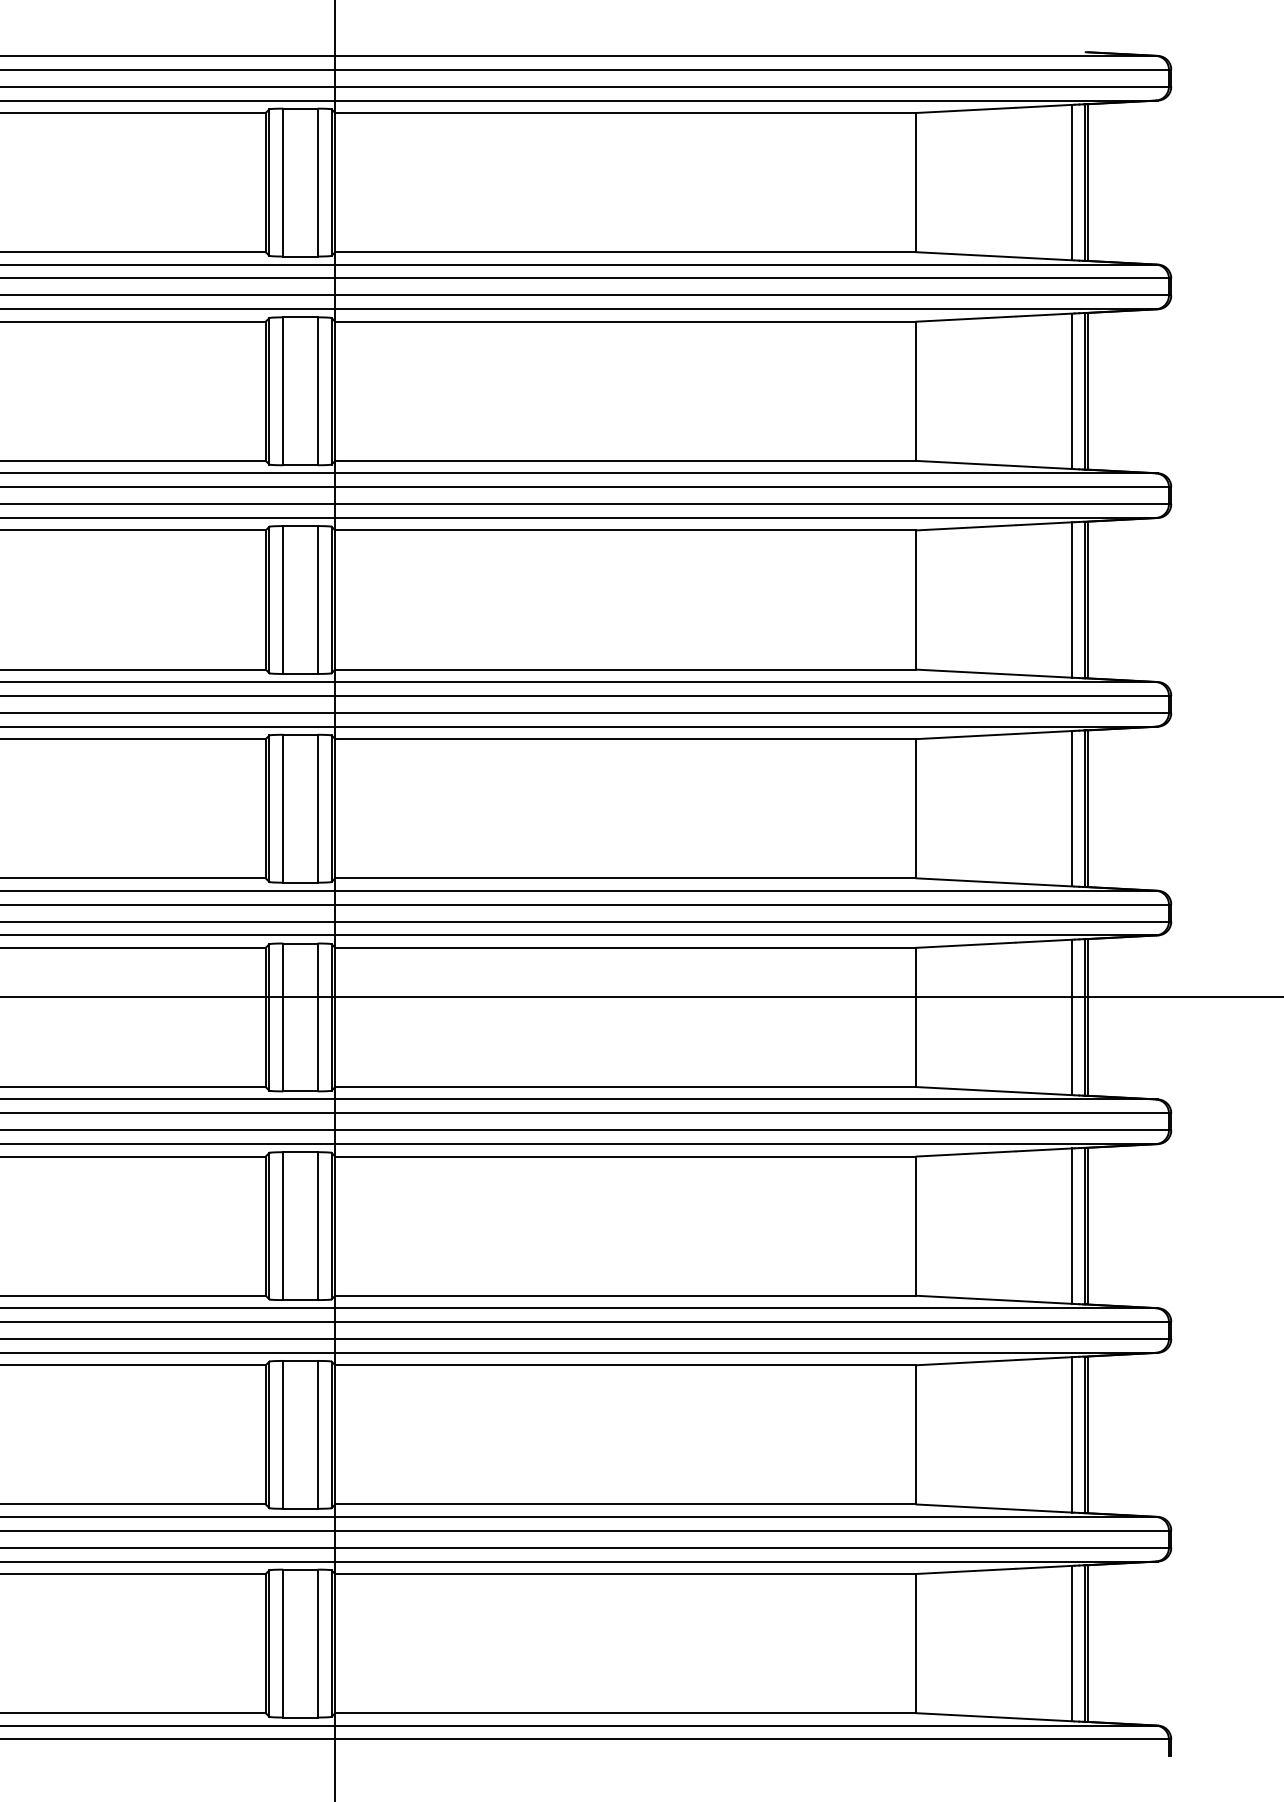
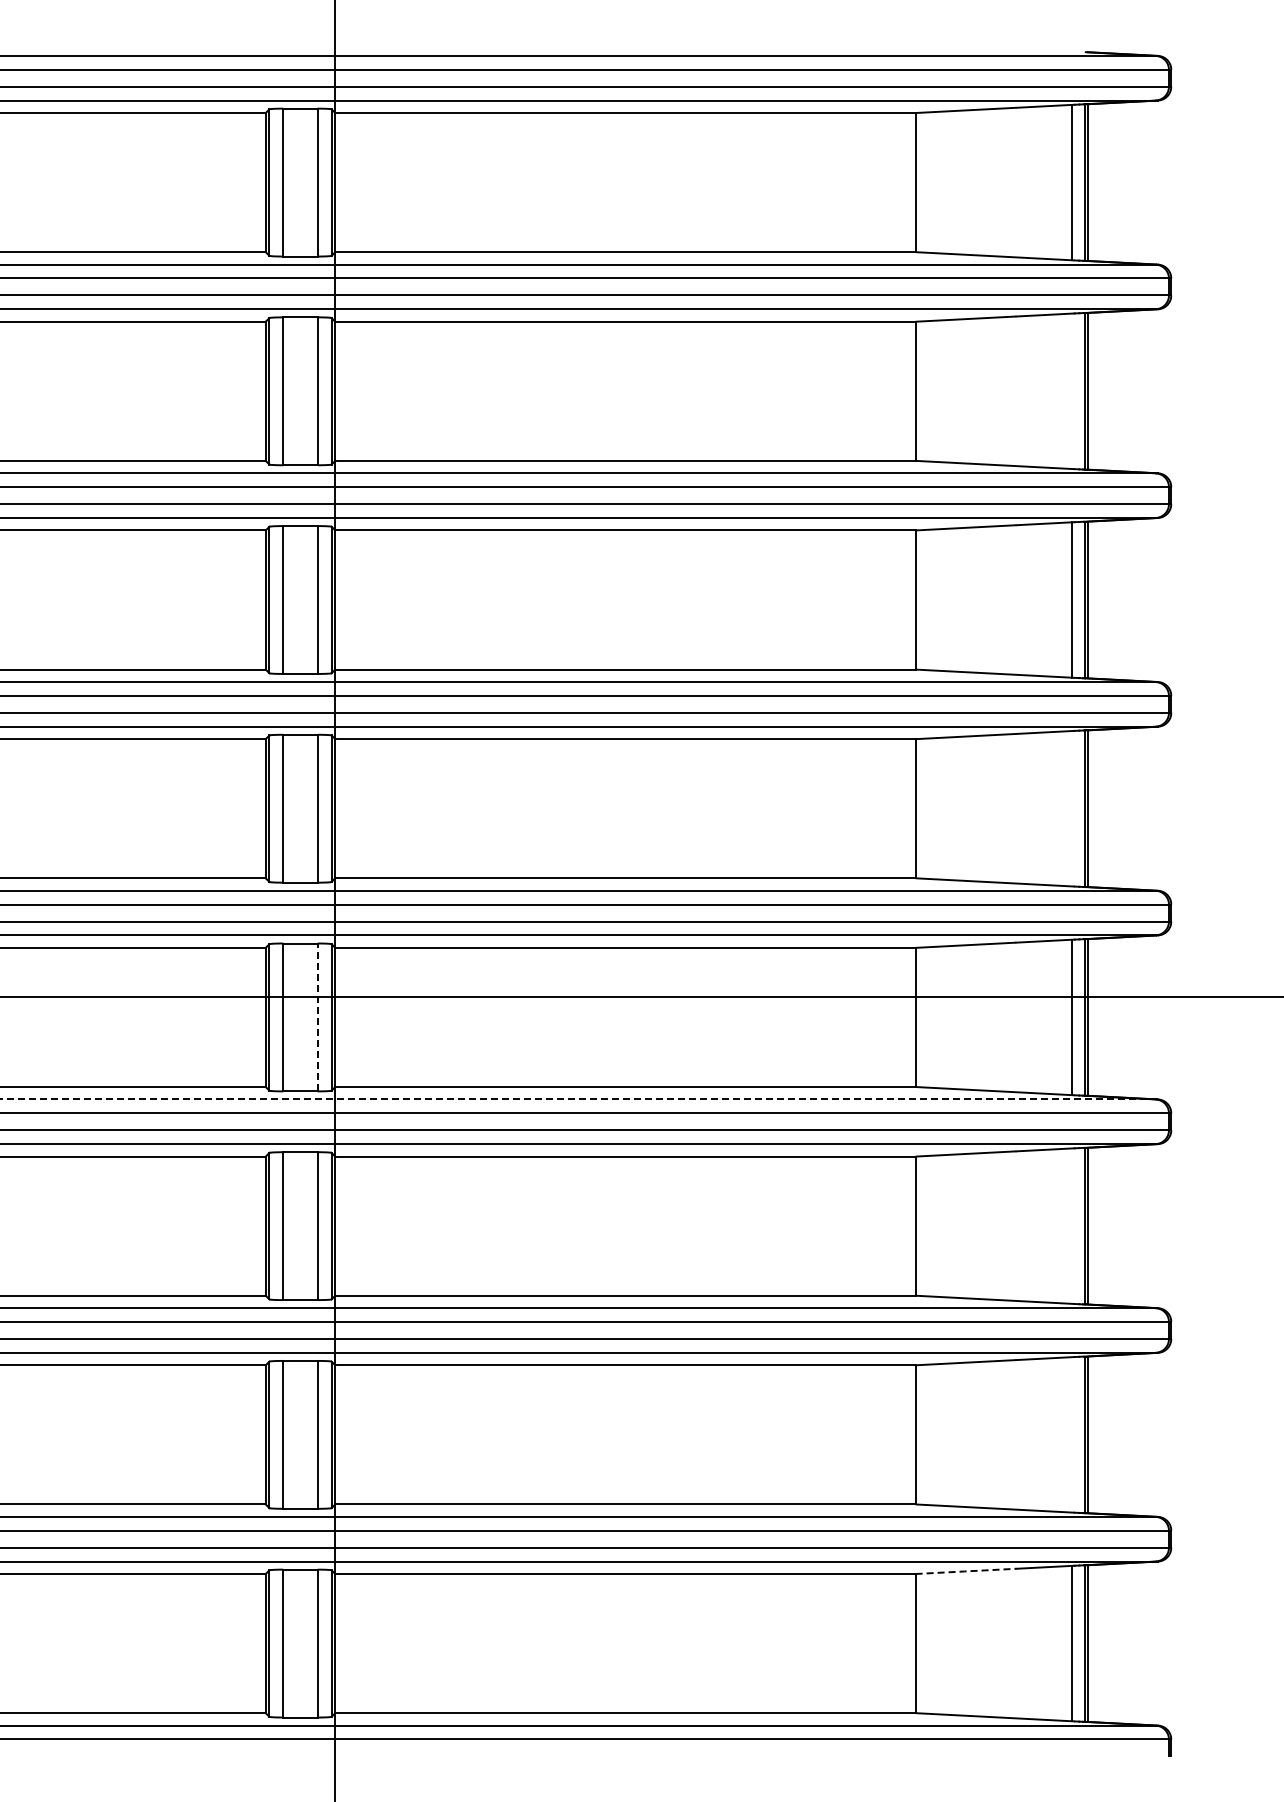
line: present -> none (1072, 391)
line: present -> none (1072, 808)
line: solid -> dashed (317, 1017)
line: solid -> dashed (579, 1099)
line: present -> none (1072, 1225)
line: present -> none (1072, 1434)
line: solid -> dashed (966, 1571)
